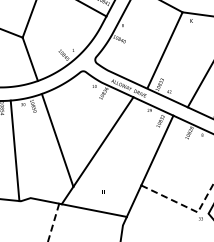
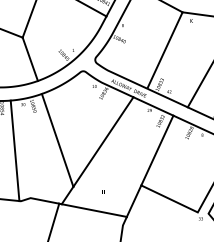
line: dashed -> solid (185, 206)
line: dashed -> solid (53, 222)
